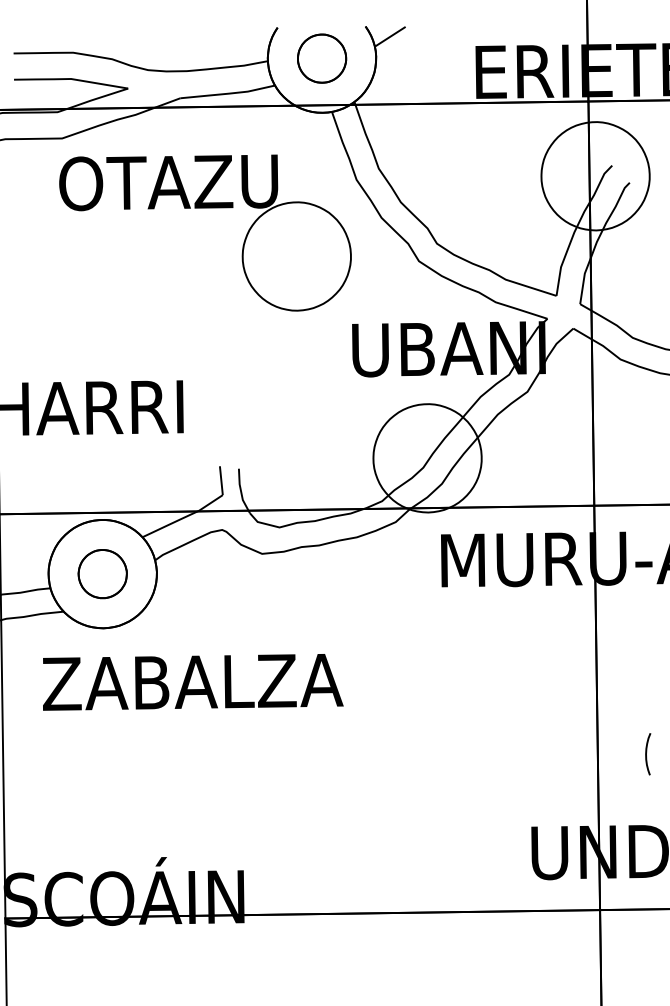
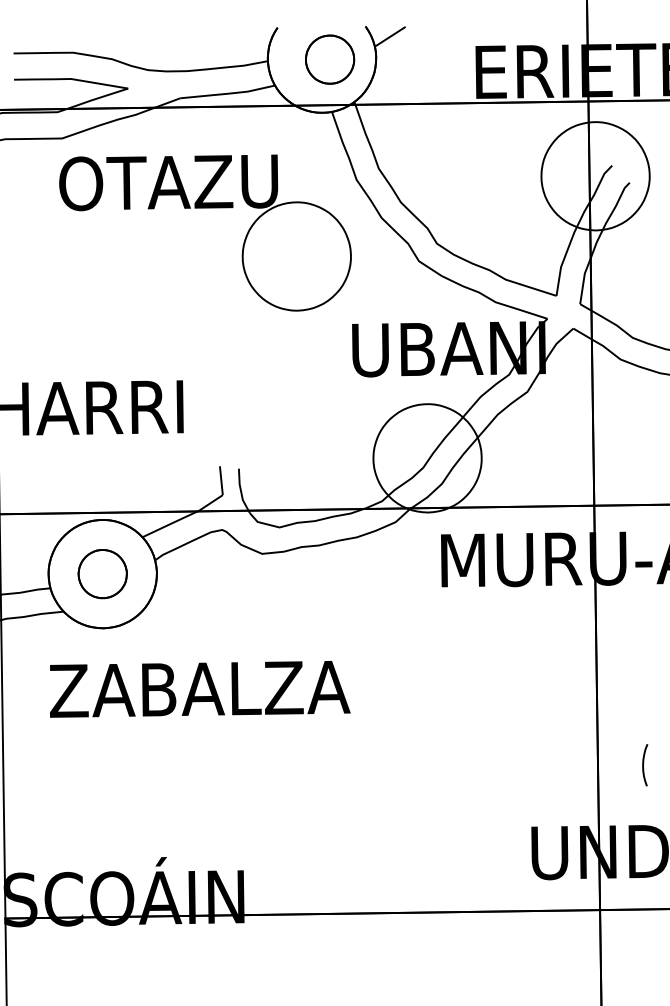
part position: (322, 58) -> (330, 59) (330, 59)
text position: (193, 682) -> (200, 689) (200, 689)
curve position: (646, 754) -> (643, 765) (643, 765)
